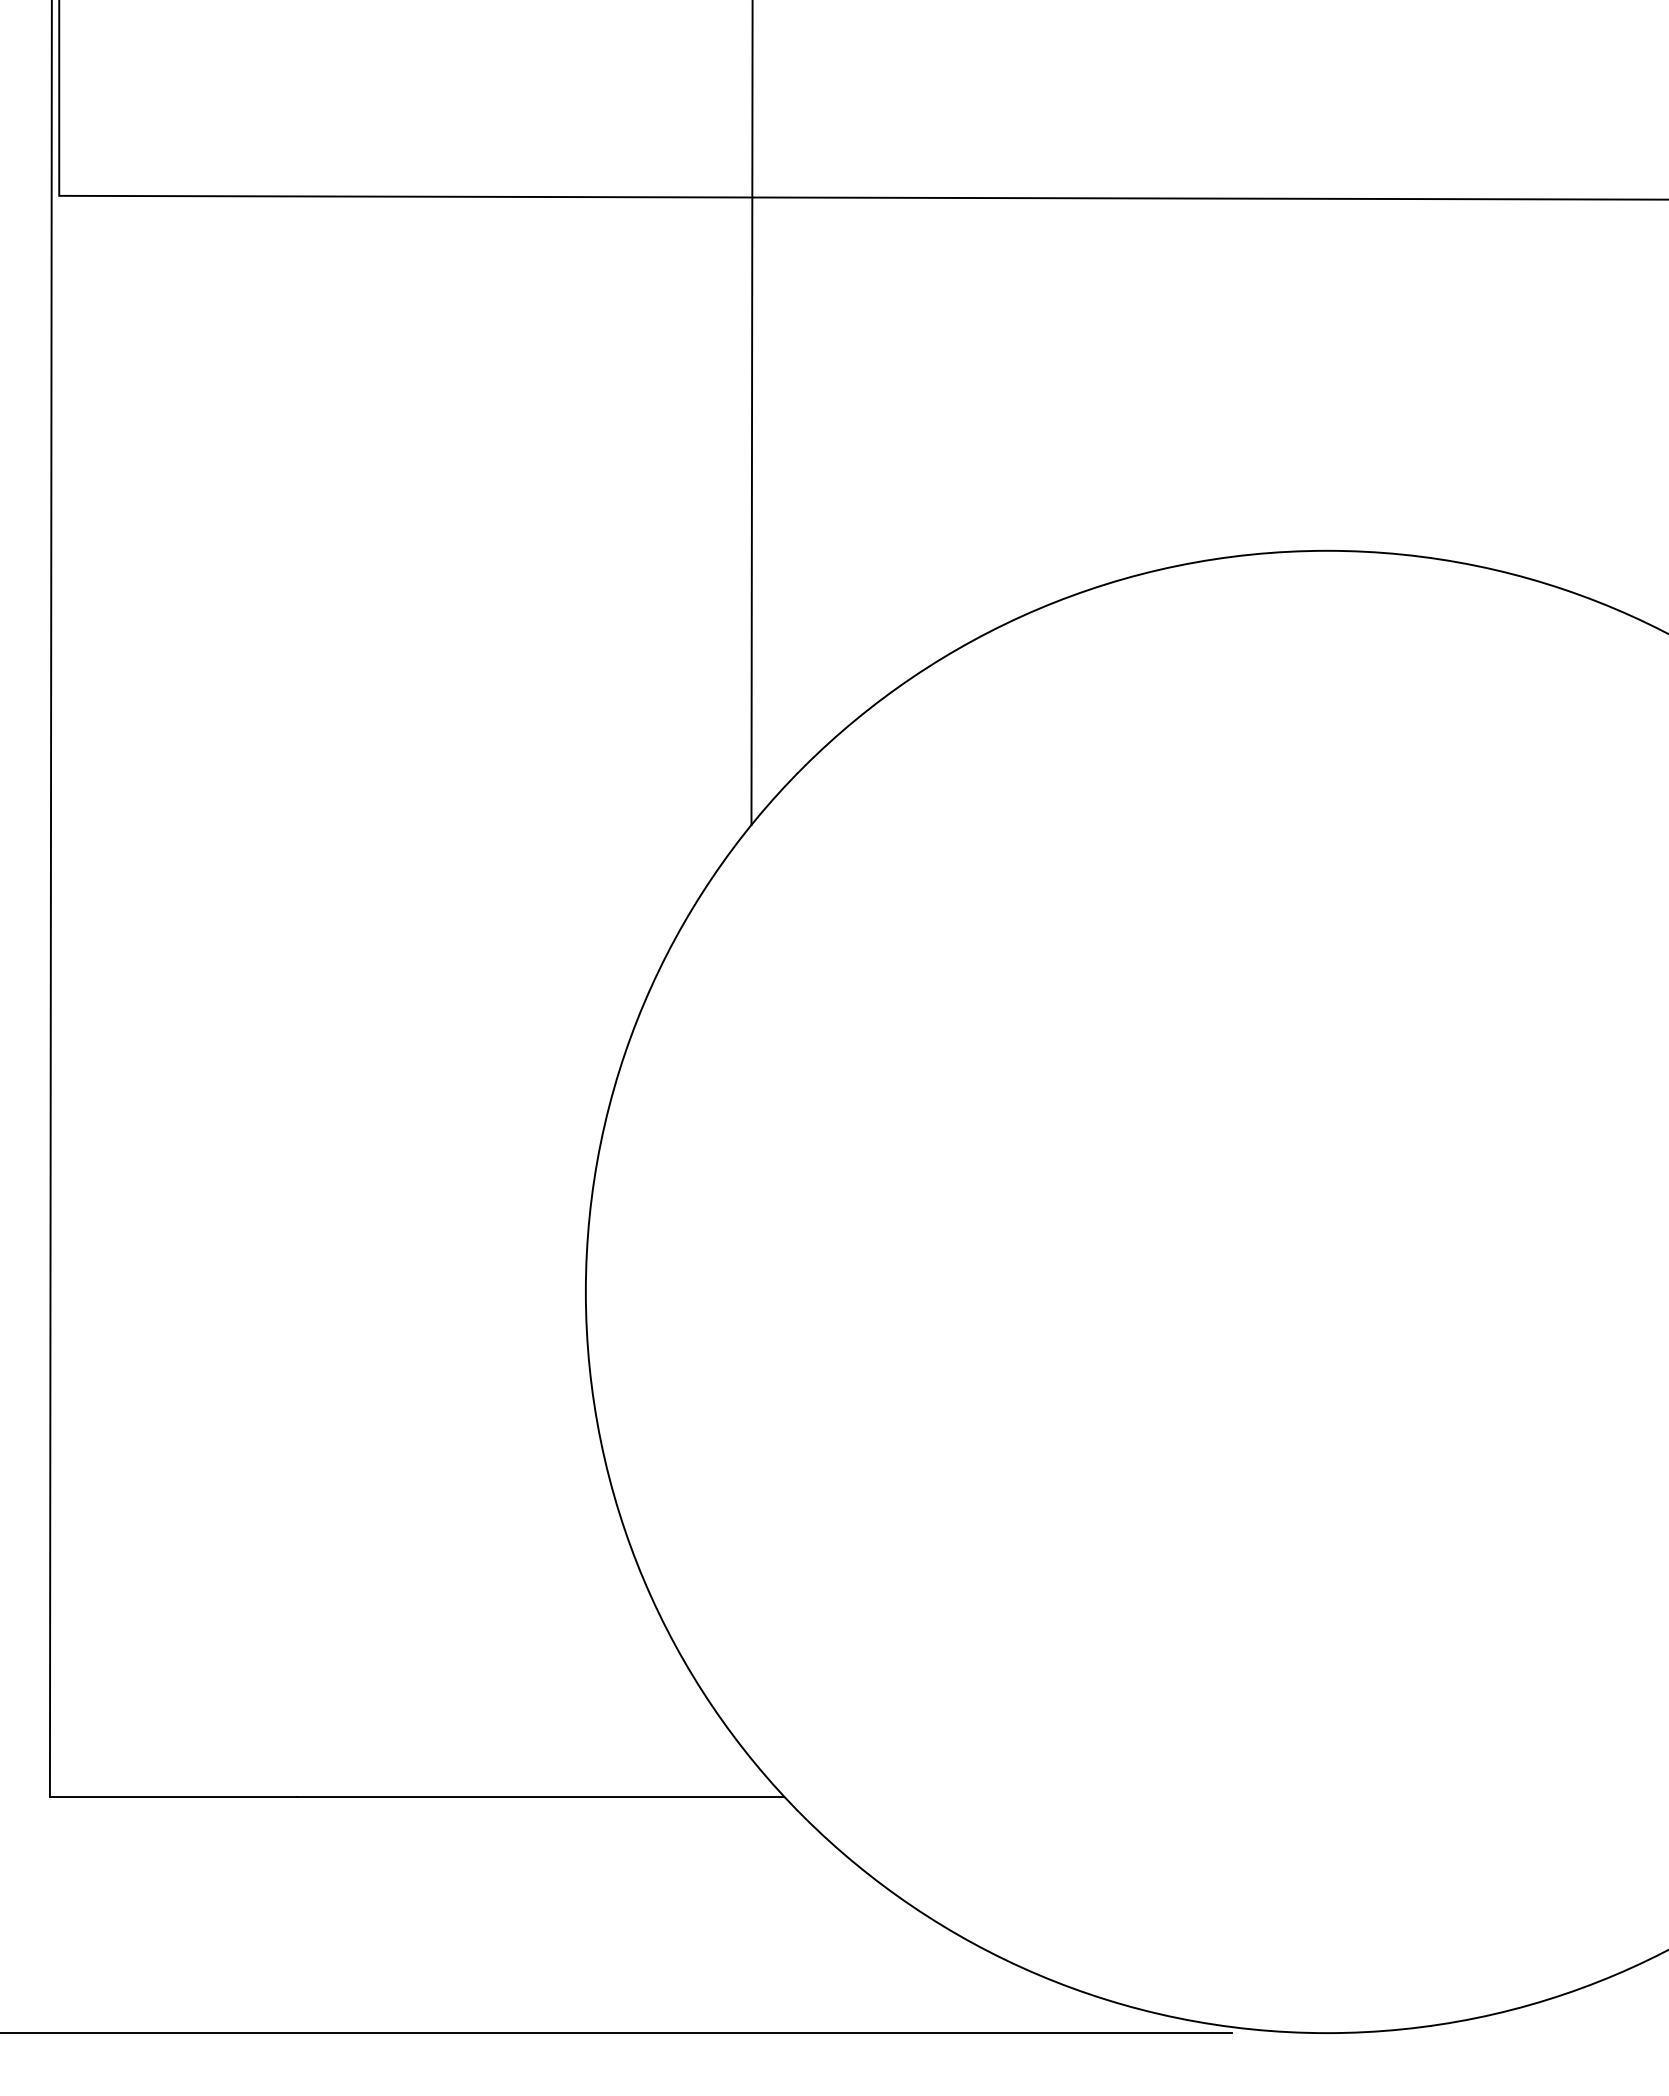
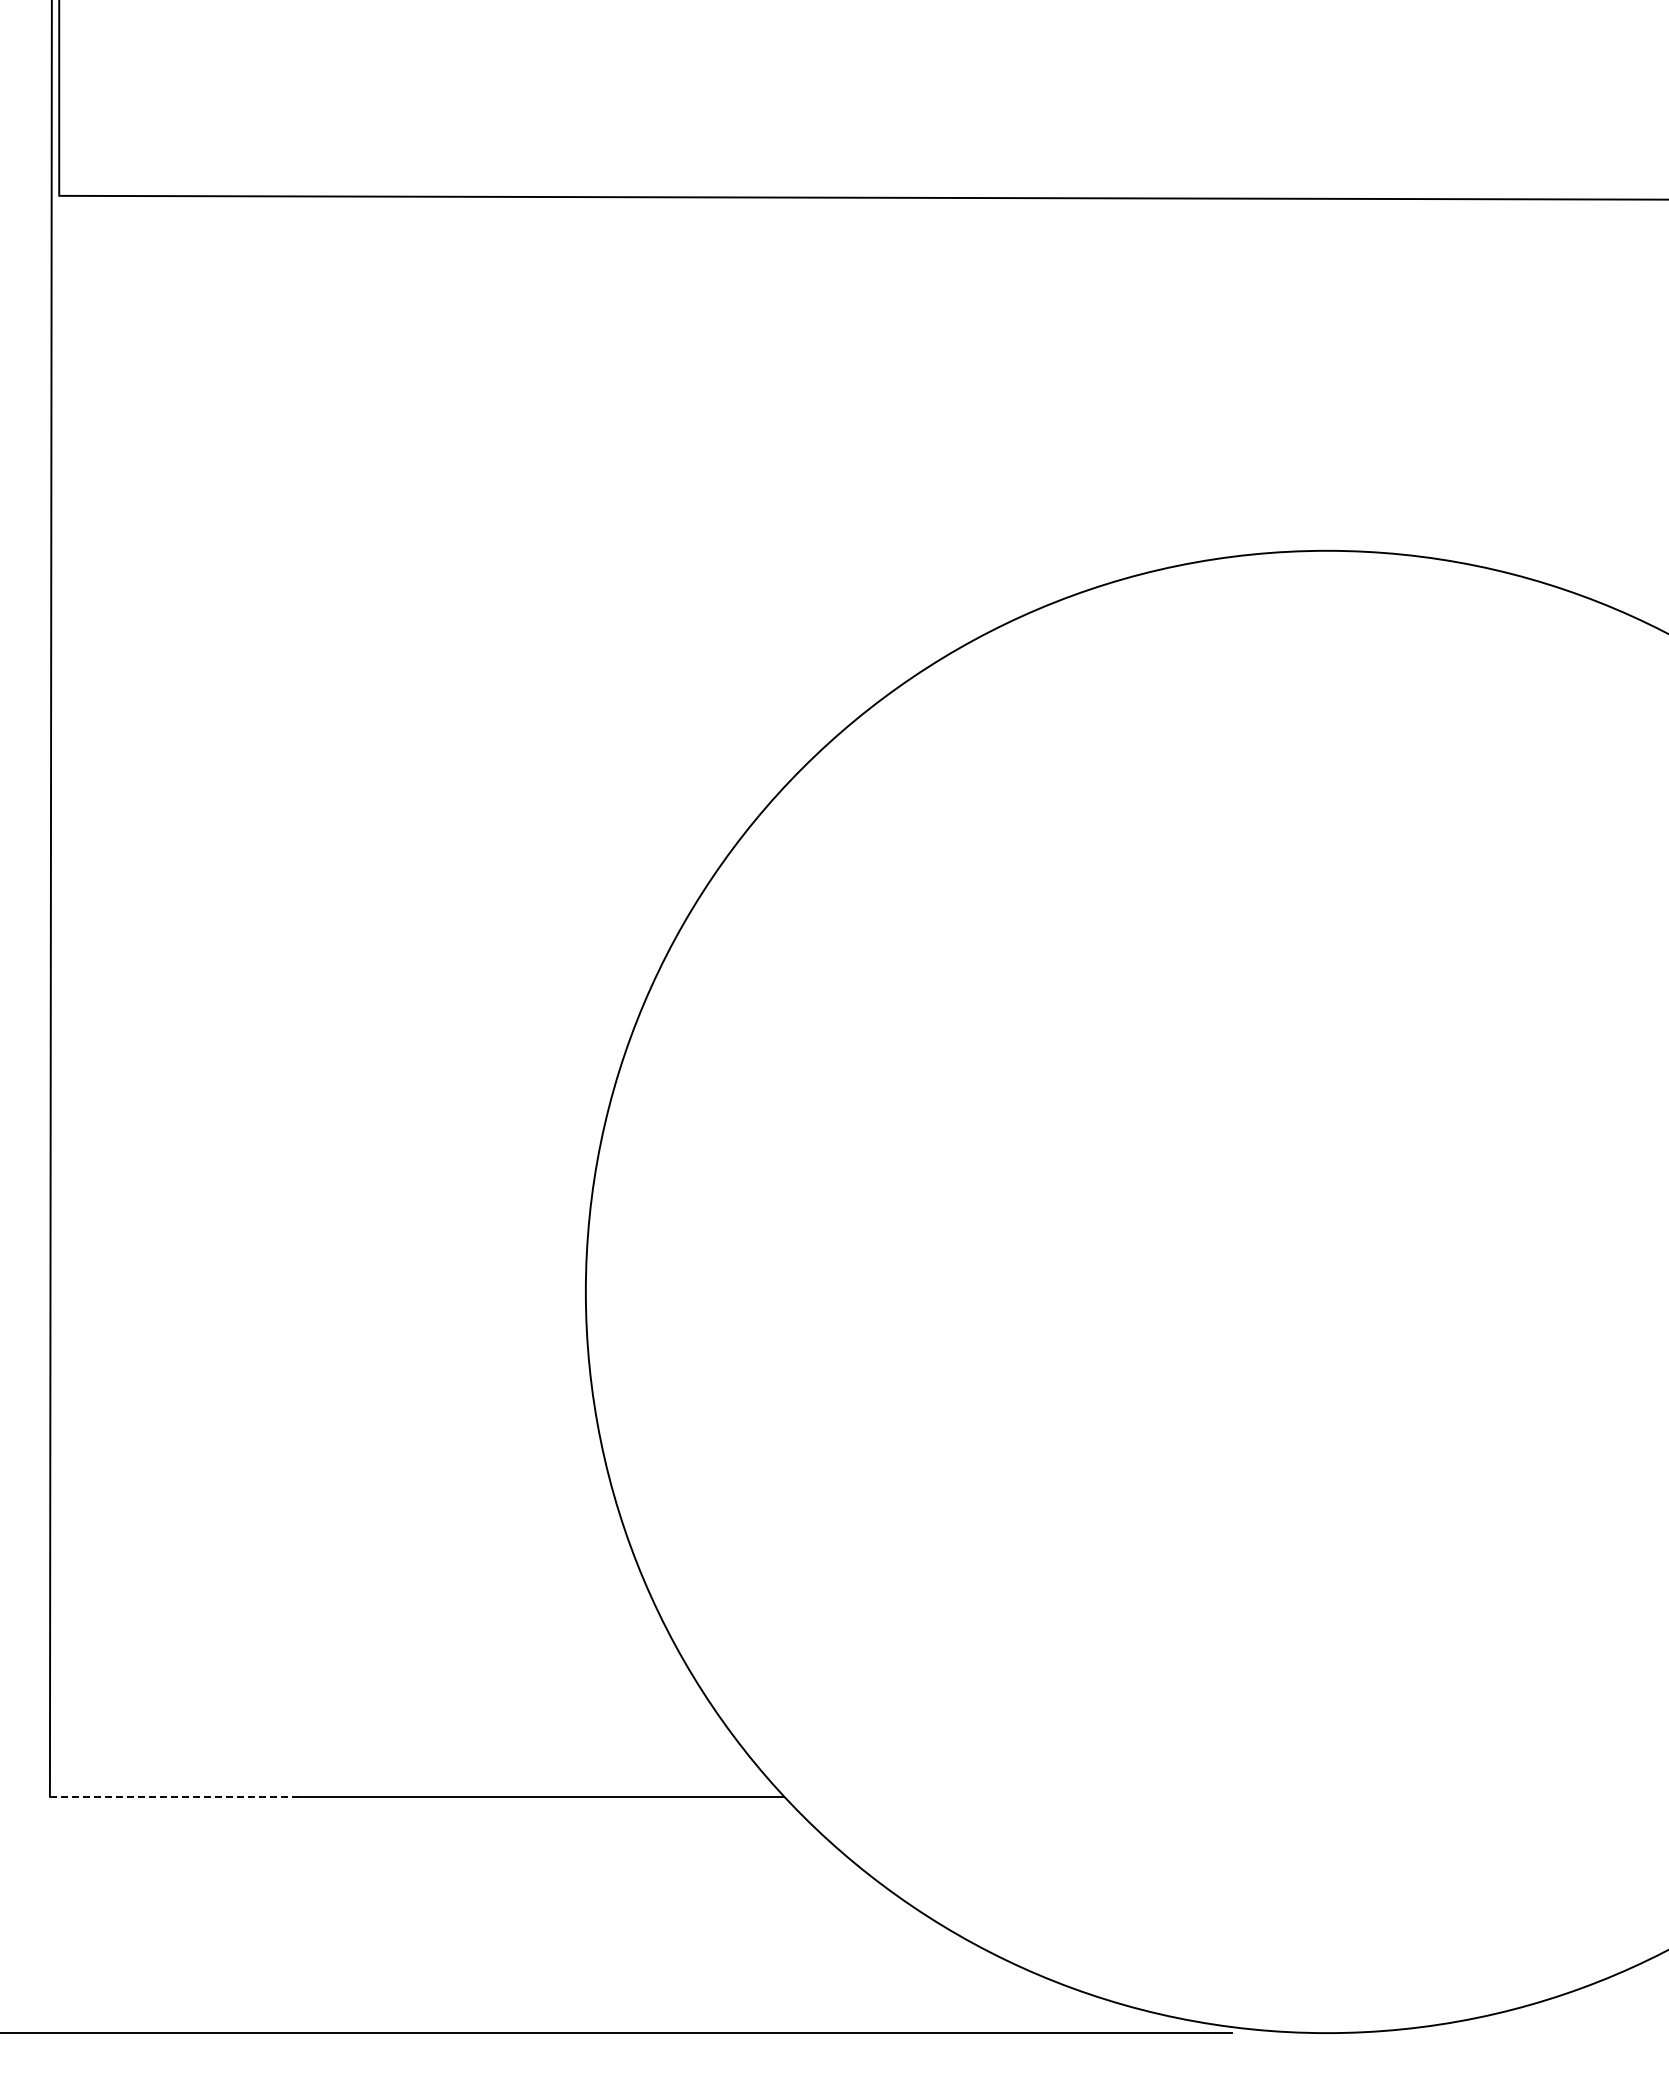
line: present -> none (751, 413)
line: solid -> dashed (173, 1796)
